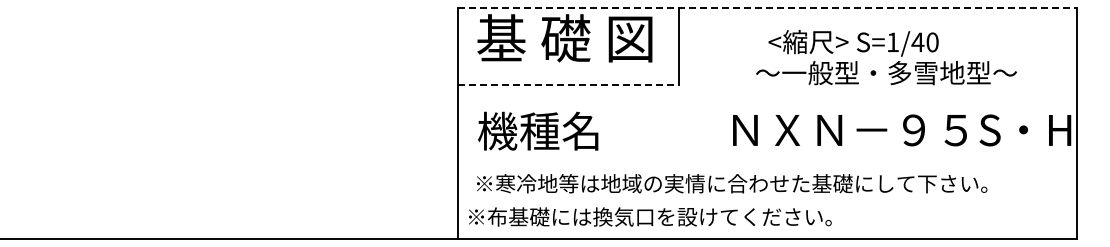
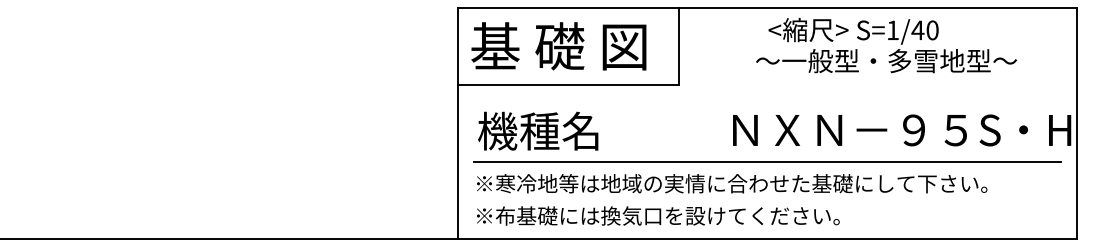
line: dashed -> solid (768, 7)
text position: (564, 38) -> (558, 46) (558, 46)
text position: (886, 57) -> (886, 45) (886, 45)
line: dashed -> solid (568, 84)
line: none -> present (767, 162)
text position: (650, 216) -> (658, 215) (658, 215)
